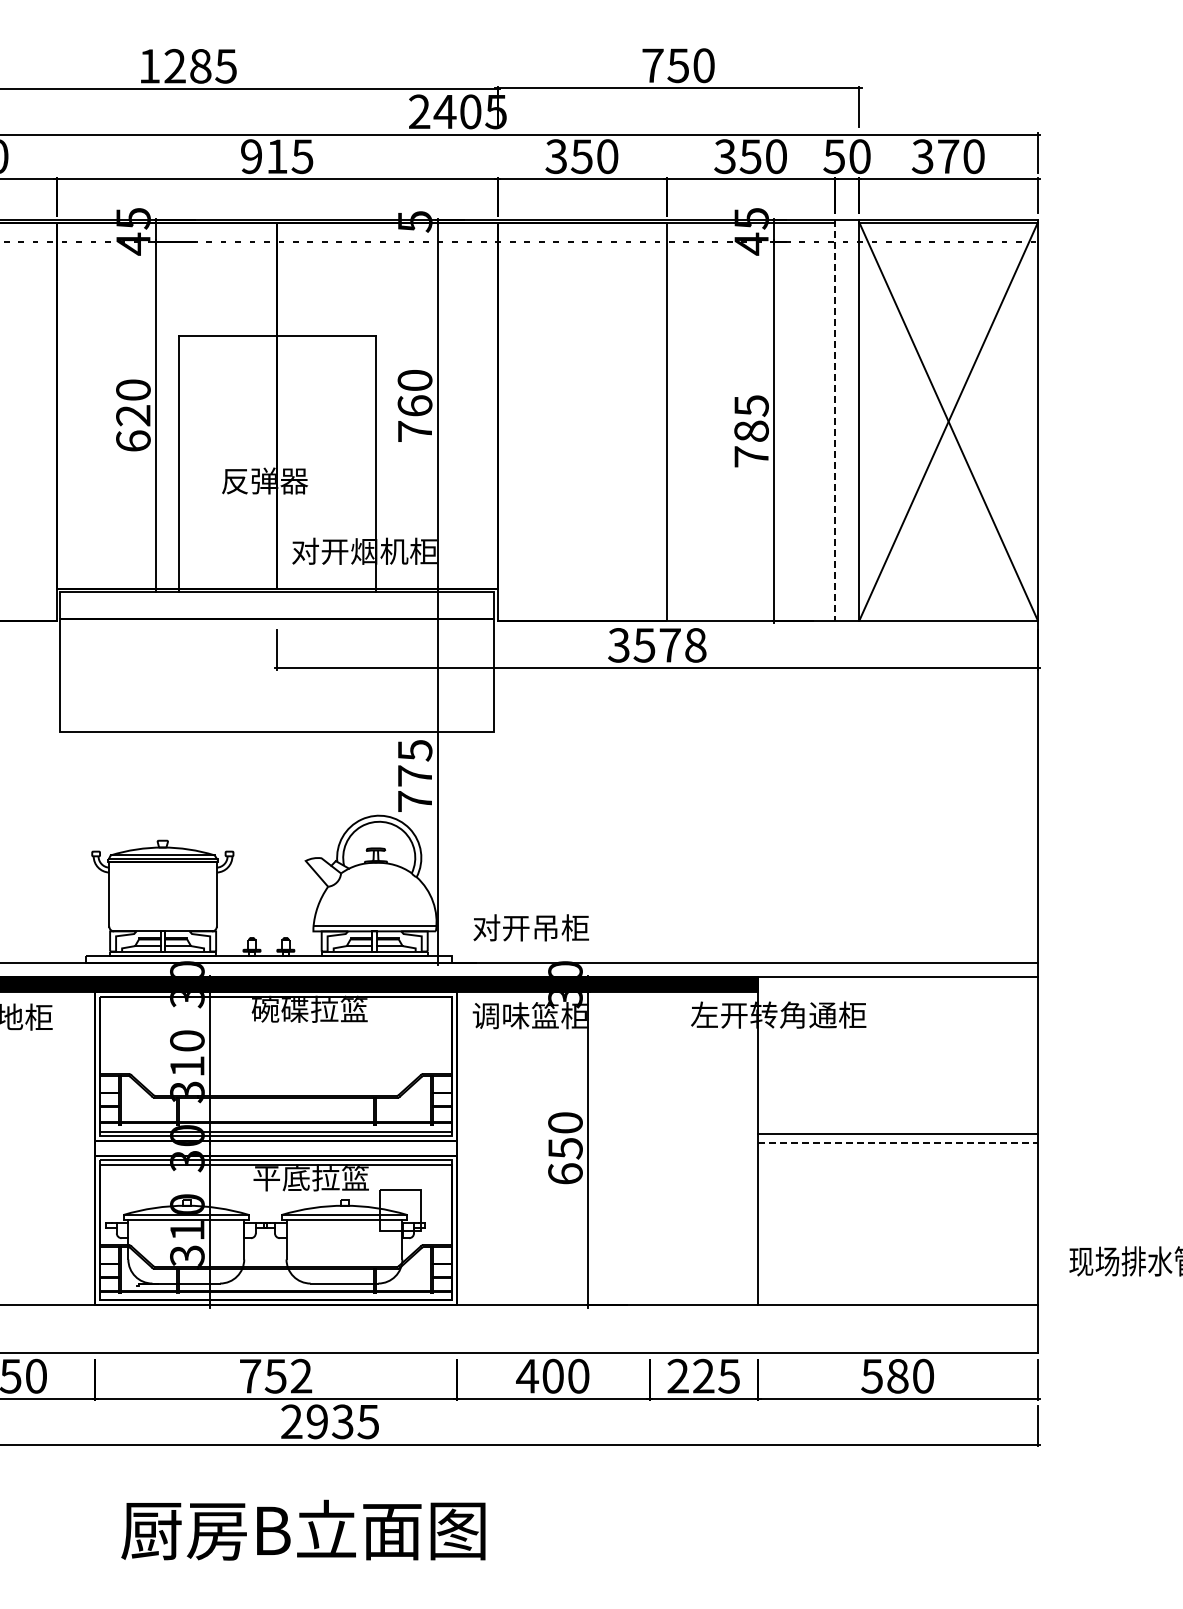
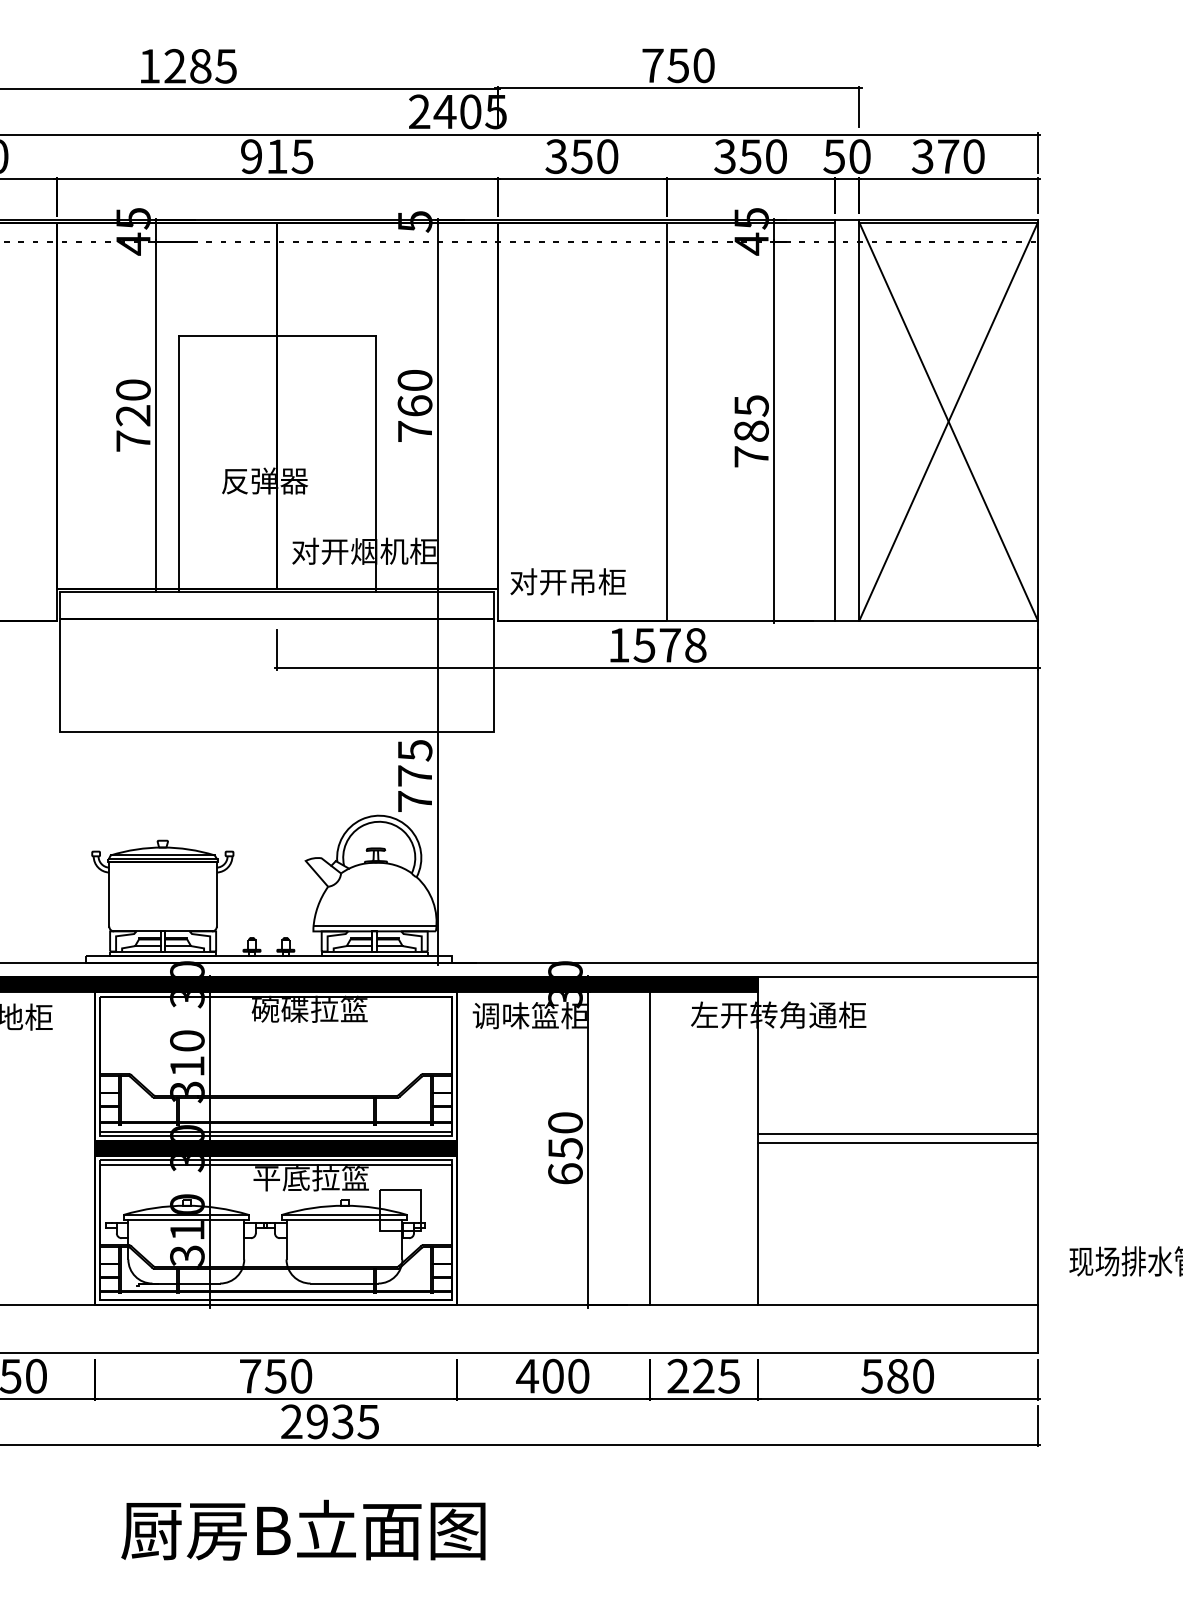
line: dashed -> solid (835, 420)
text: 620 -> 720 (133, 440)
text: 3578 -> 1578 (618, 645)
text position: (530, 927) -> (567, 581) (567, 581)
line: none -> present (649, 1141)
line: dashed -> solid (898, 1143)
fill: none -> present (275, 1148)
text: 752 -> 750 (301, 1375)
